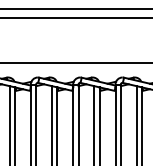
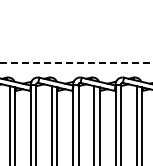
line: present -> none (75, 9)
line: present -> none (75, 17)
line: solid -> dashed (76, 62)
